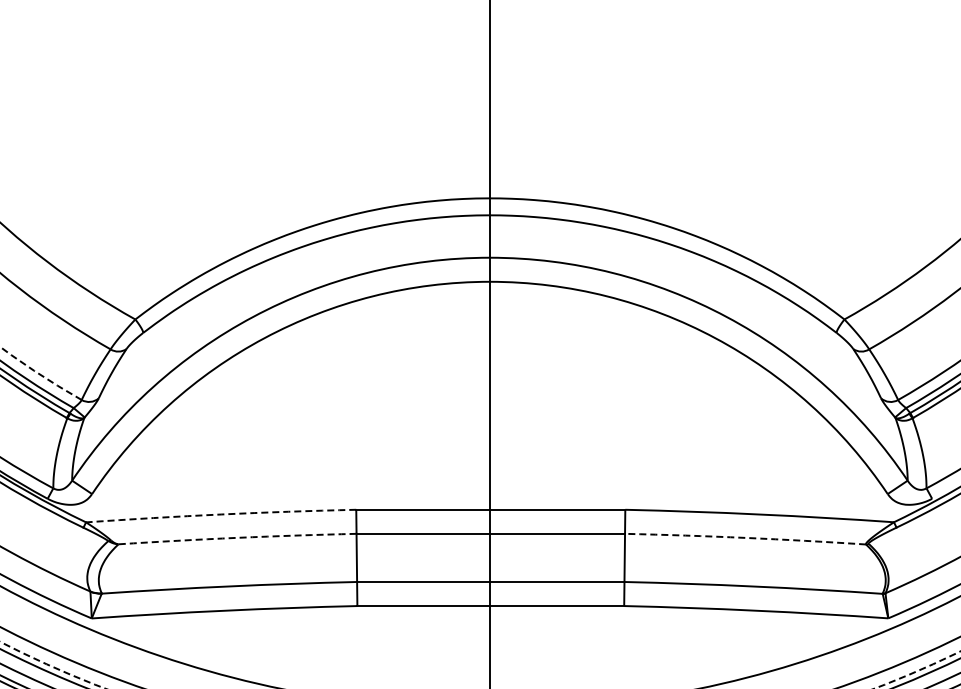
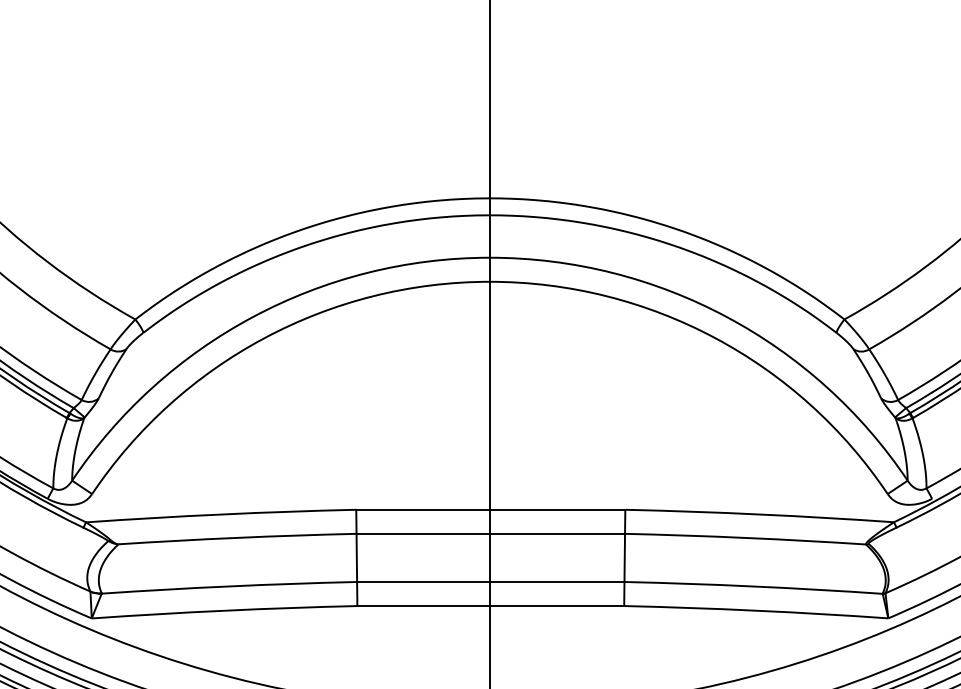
arc: dashed -> solid (40, 374)
arc: dashed -> solid (221, 514)
arc: dashed -> solid (237, 537)
arc: dashed -> solid (745, 537)
circle: dashed -> solid (480, 665)
